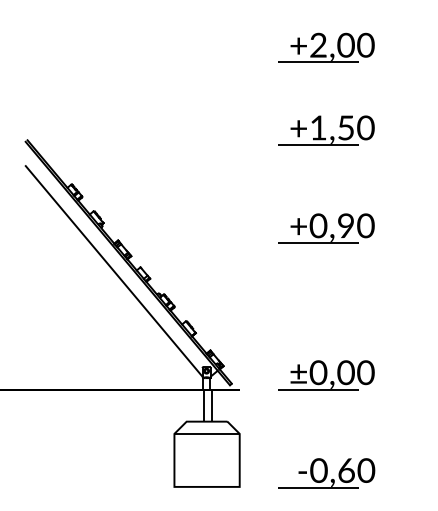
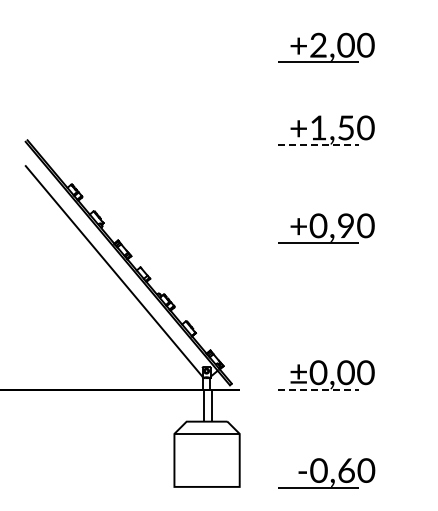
line: solid -> dashed (318, 144)
line: solid -> dashed (318, 389)
